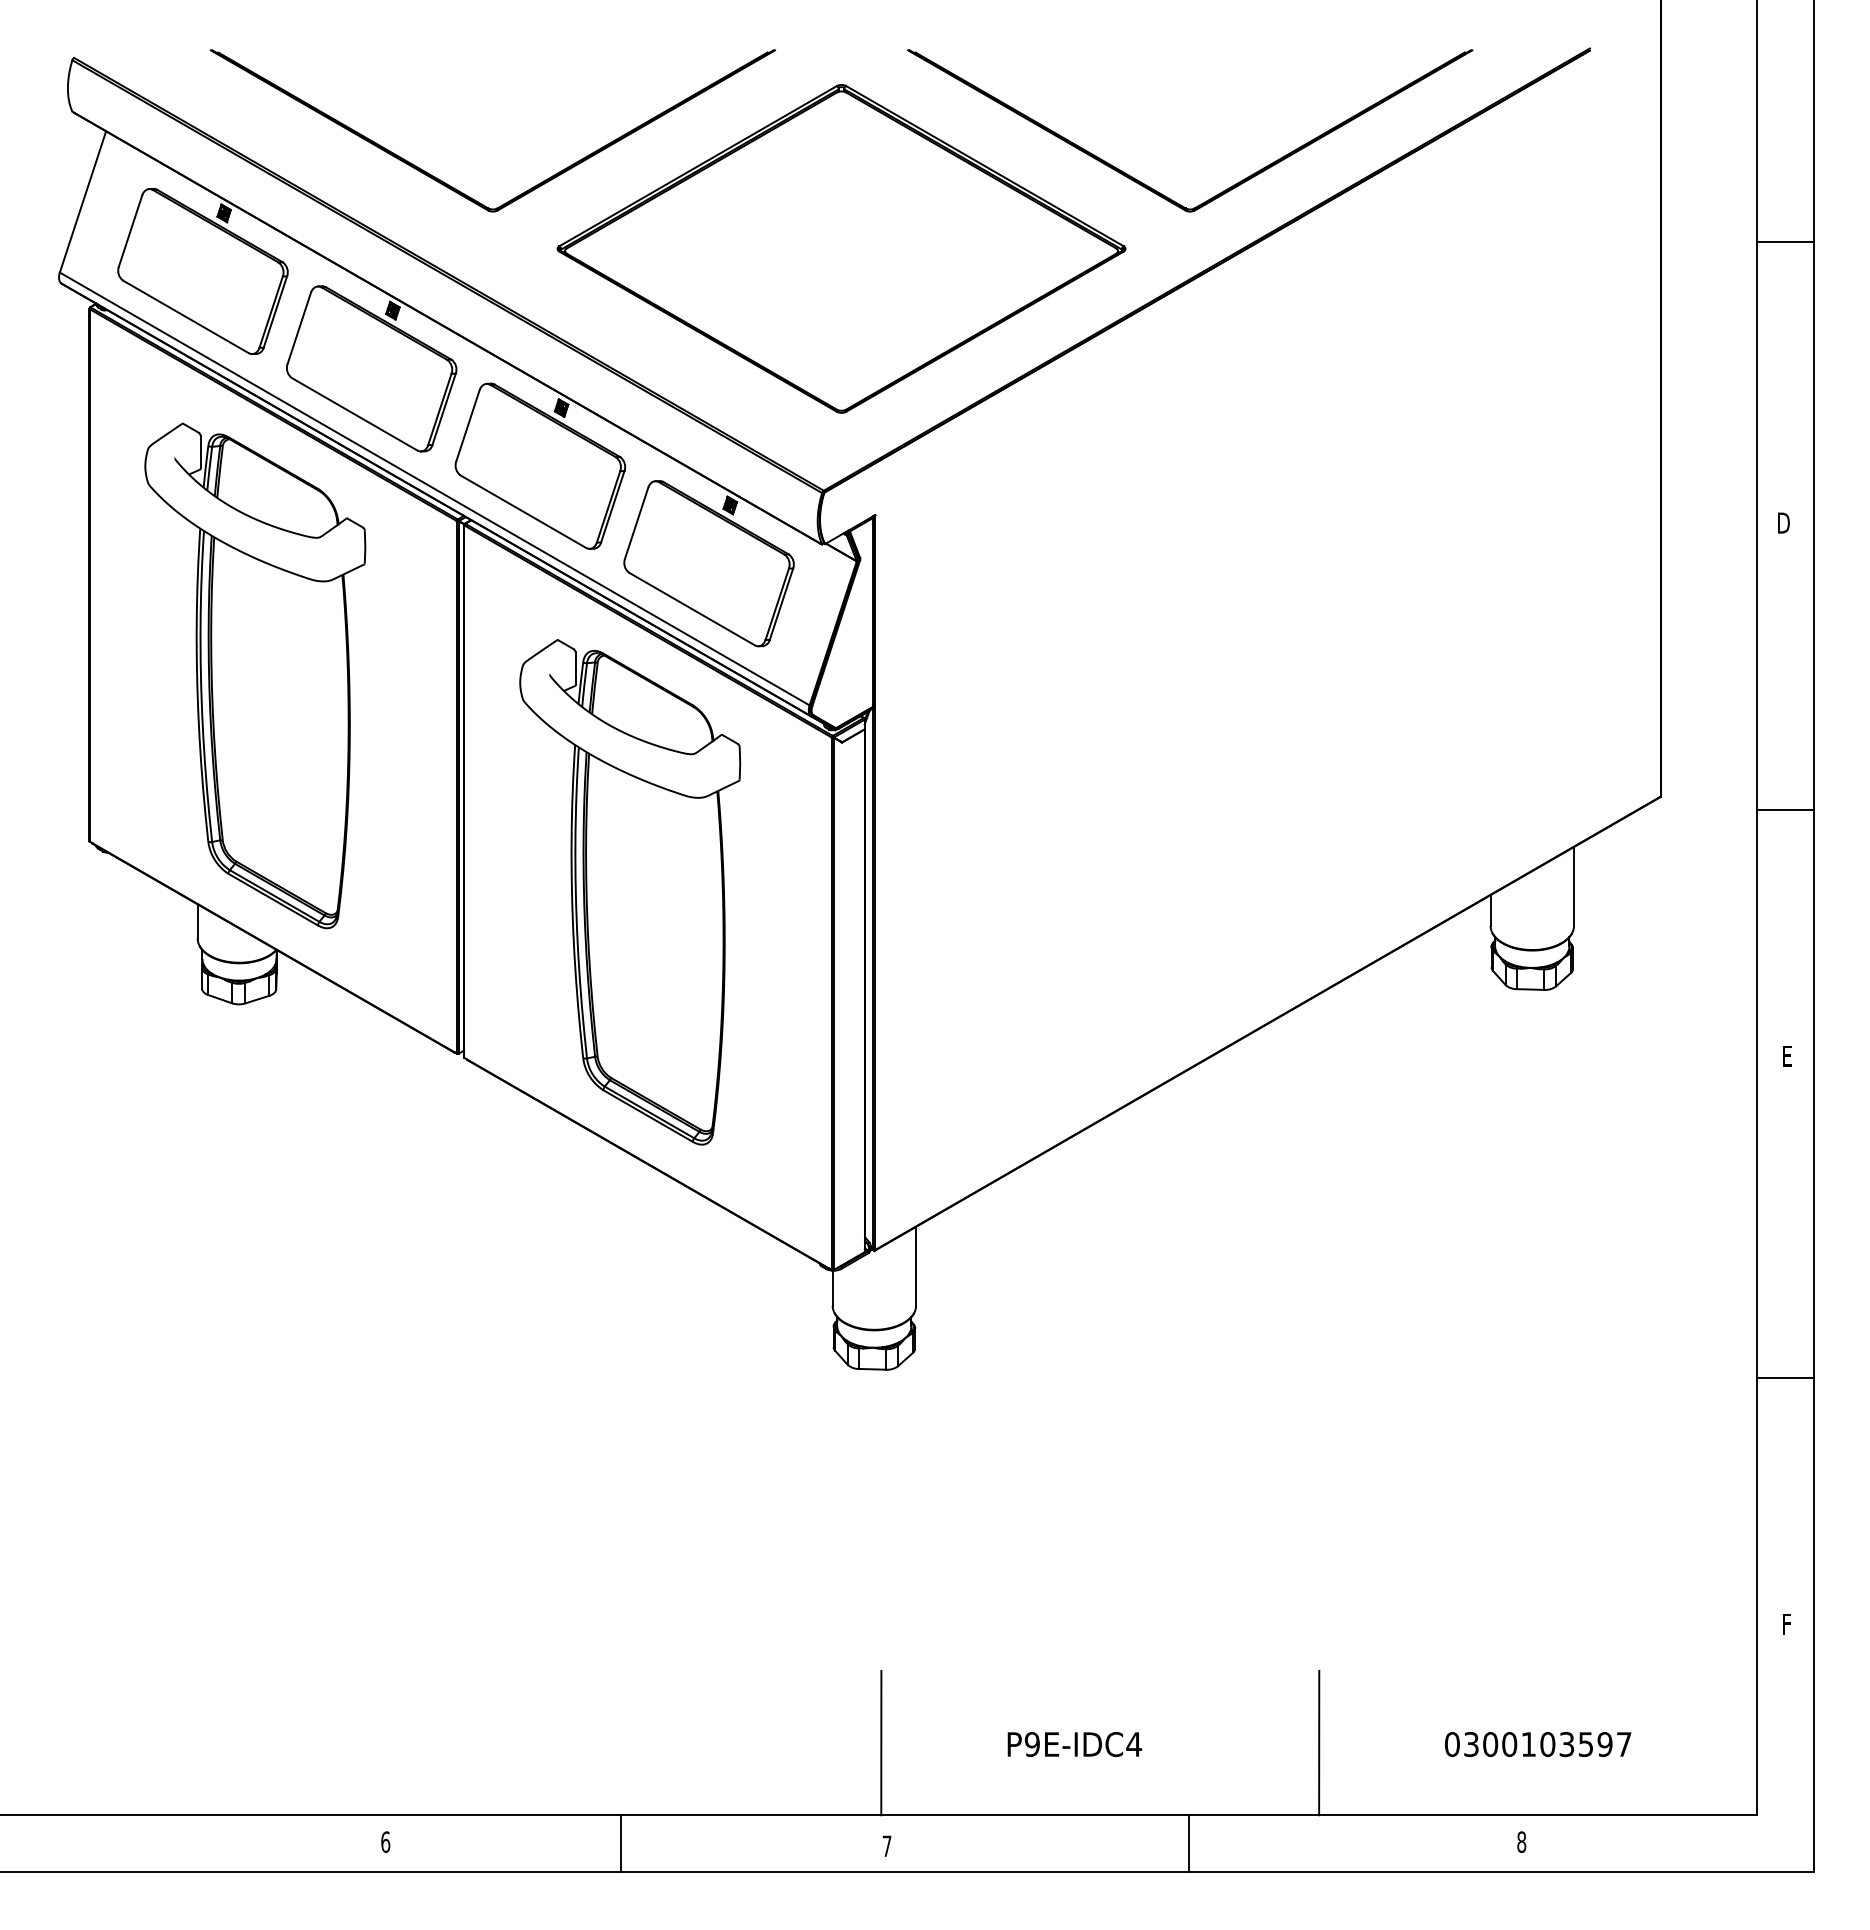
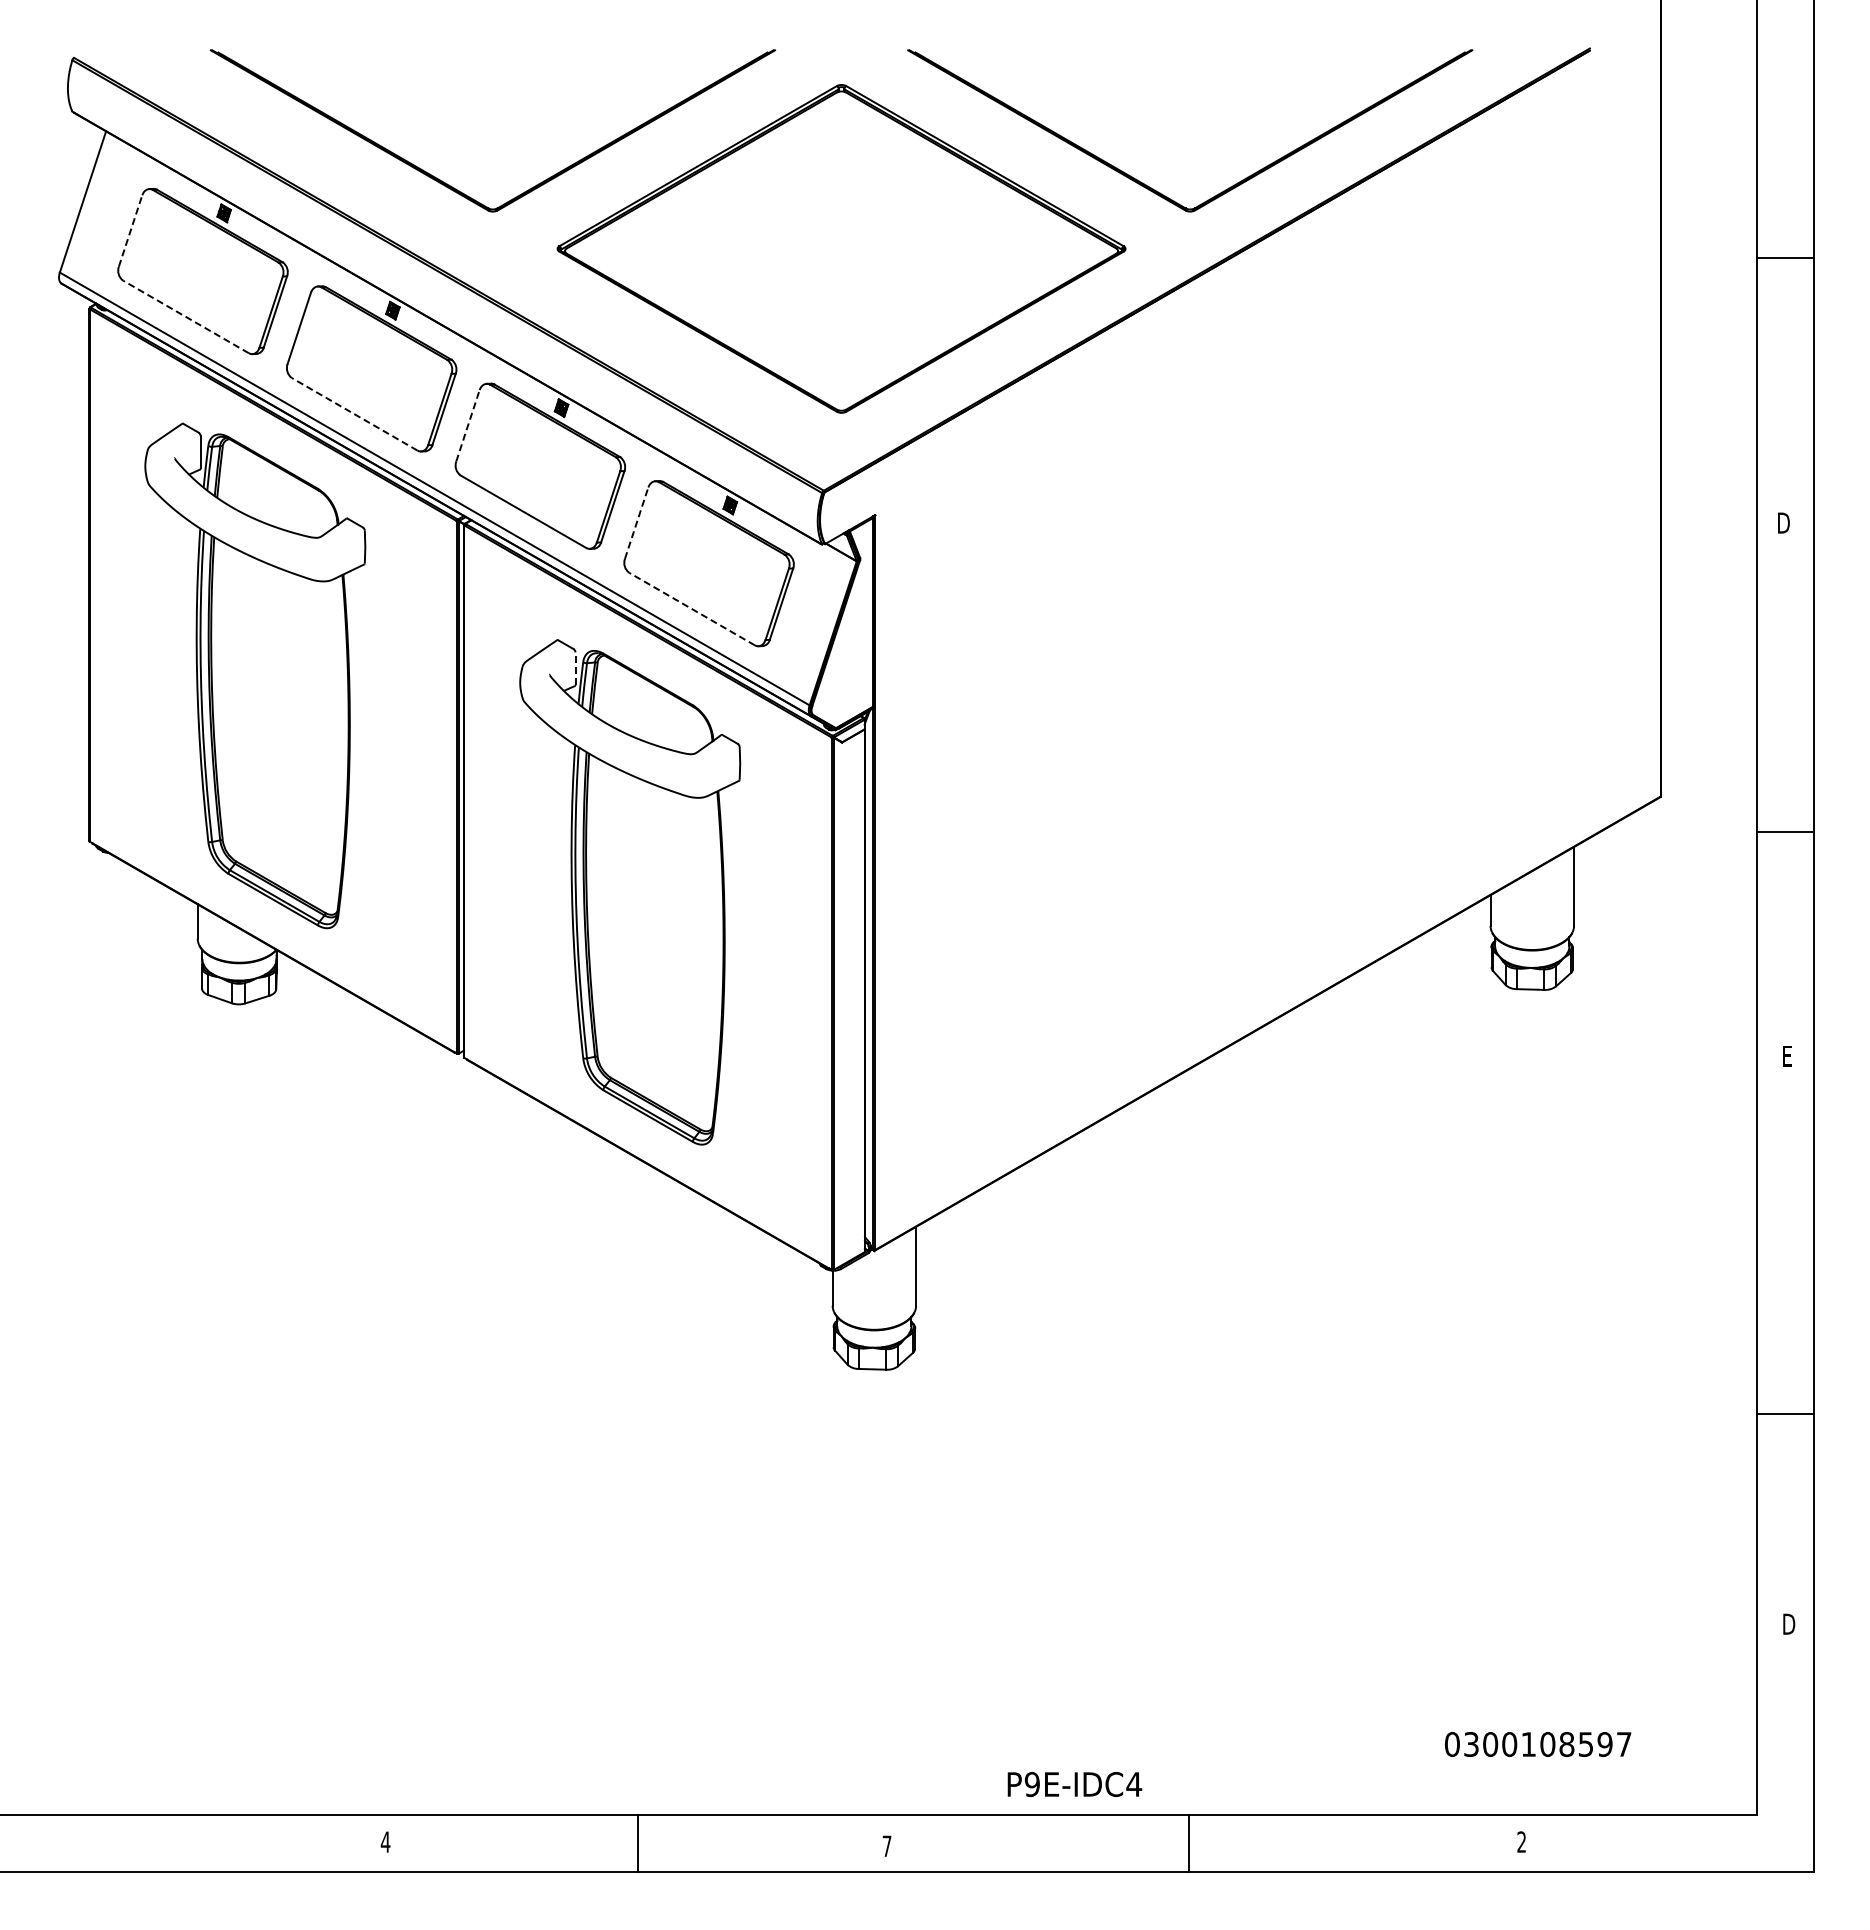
line: solid -> dashed (130, 231)
line position: (1785, 241) -> (1785, 257) (1785, 257)
line: solid -> dashed (186, 316)
line: solid -> dashed (354, 414)
line: solid -> dashed (467, 425)
line: solid -> dashed (636, 523)
line: solid -> dashed (692, 609)
line: solid -> dashed (575, 668)
line position: (1785, 809) -> (1785, 831) (1785, 831)
line position: (1785, 1377) -> (1785, 1413) (1785, 1413)
text: F -> D (1789, 1623)
line: present -> none (881, 1742)
line: present -> none (1319, 1742)
text position: (1074, 1744) -> (1074, 1784) (1074, 1784)
text: 0300103597 -> 0300108597 (1566, 1744)
text: 6 -> 4 (385, 1841)
text: 8 -> 2 (1521, 1841)
line position: (621, 1843) -> (638, 1843) (638, 1843)
